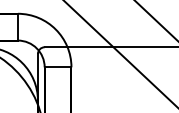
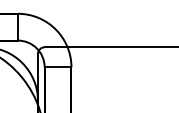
line: present -> none (155, 20)
line: present -> none (120, 53)
